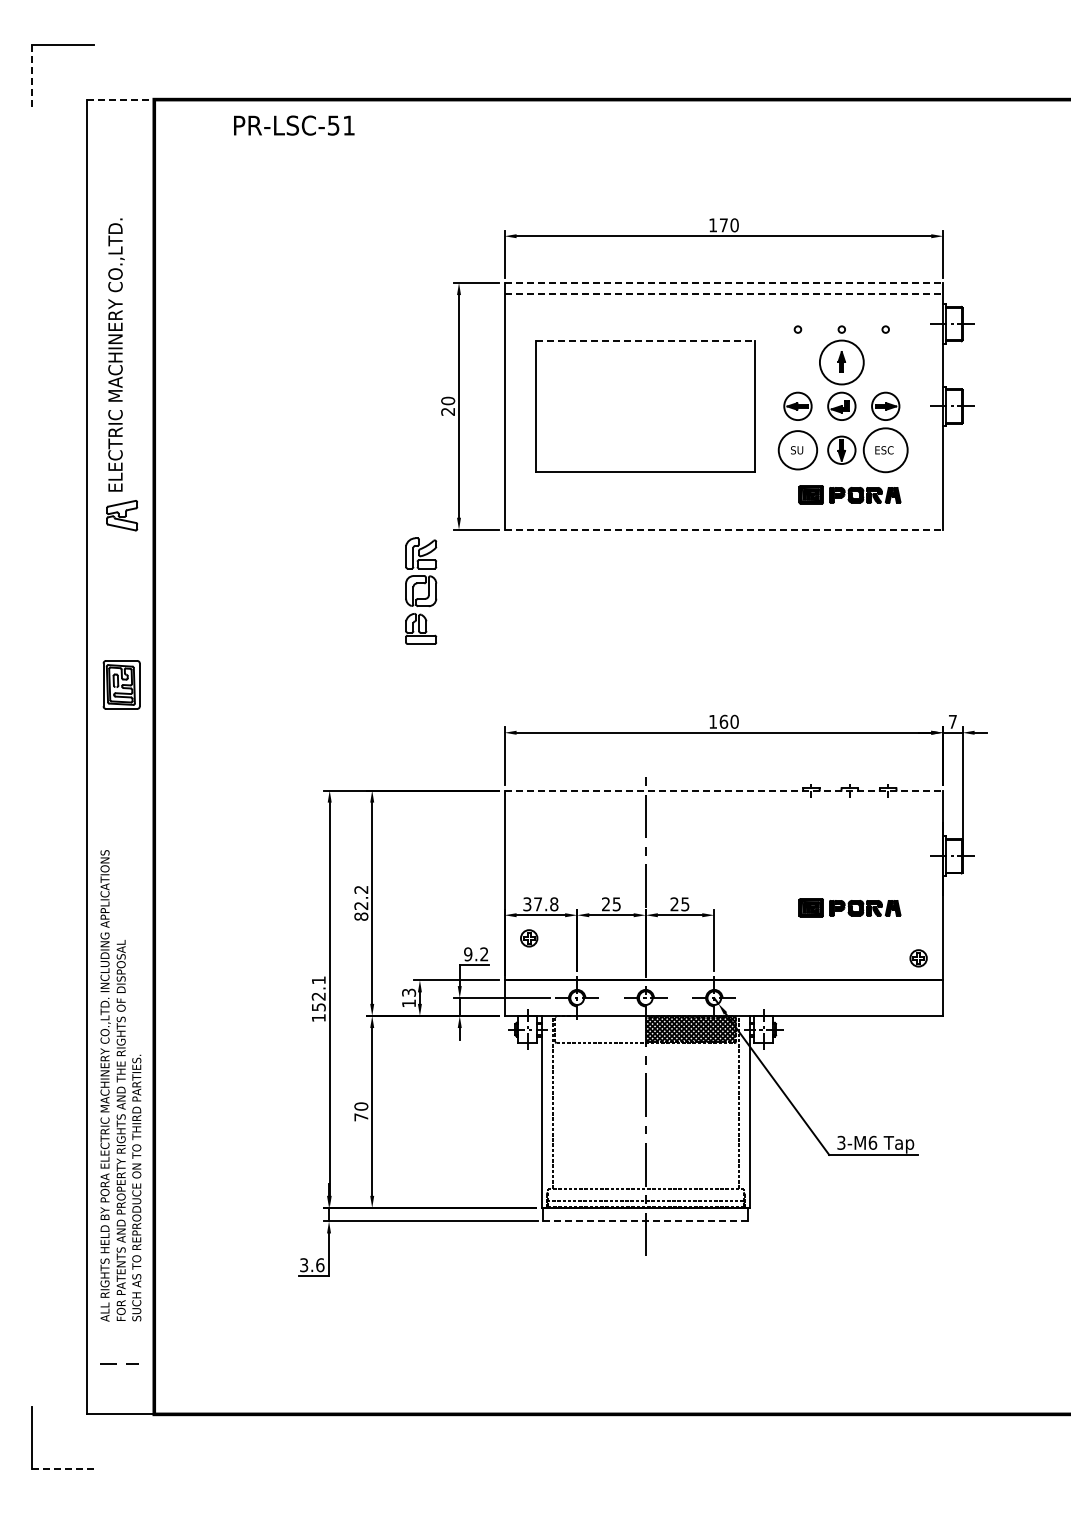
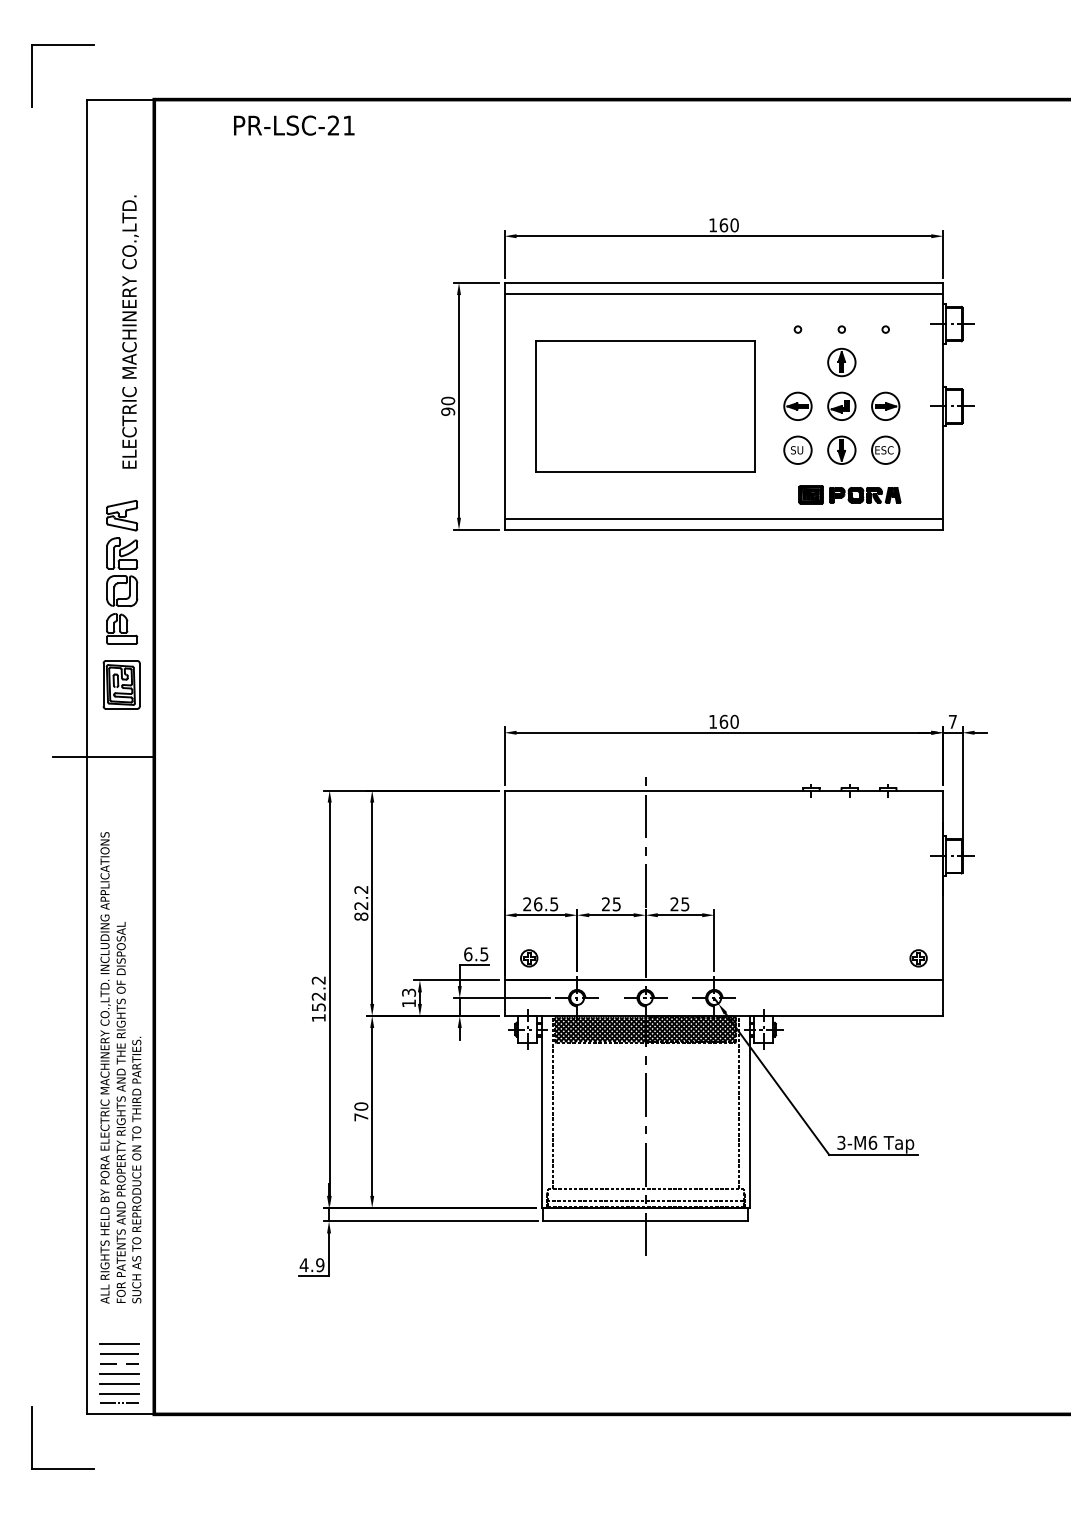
line: dashed -> solid (32, 76)
line: dashed -> solid (120, 99)
text: PR-LSC-51 -> PR-LSC-21 (333, 125)
text: 170 -> 160 (723, 225)
line: dashed -> solid (724, 282)
line: dashed -> solid (724, 293)
line: dashed -> solid (645, 341)
text position: (116, 354) -> (130, 331) (130, 331)
circle diameter: 44 px -> 27 px (841, 362)
text: 20 -> 90 (448, 411)
circle diameter: 38 px -> 27 px (797, 449)
circle diameter: 44 px -> 27 px (885, 449)
line: none -> present (723, 518)
line: dashed -> solid (724, 529)
part position: (424, 584) -> (125, 584) (125, 584)
line: none -> present (103, 756)
line: dashed -> solid (724, 790)
text: 37.8 -> 26.5 (540, 904)
part: present -> none (849, 907)
part position: (529, 938) -> (529, 958) (529, 958)
text: 9.2 -> 6.5 (476, 954)
text: 152.1 -> 152.2 (318, 980)
hatch: none -> present (600, 1029)
text position: (120, 1085) -> (120, 1067) (120, 1067)
line: dashed -> solid (645, 1221)
text: 3.6 -> 4.9 (311, 1265)
line: none -> present (119, 1344)
line: none -> present (119, 1354)
line: none -> present (119, 1373)
line: none -> present (119, 1383)
line: none -> present (119, 1393)
line: none -> present (119, 1403)
line: dashed -> solid (63, 1468)
